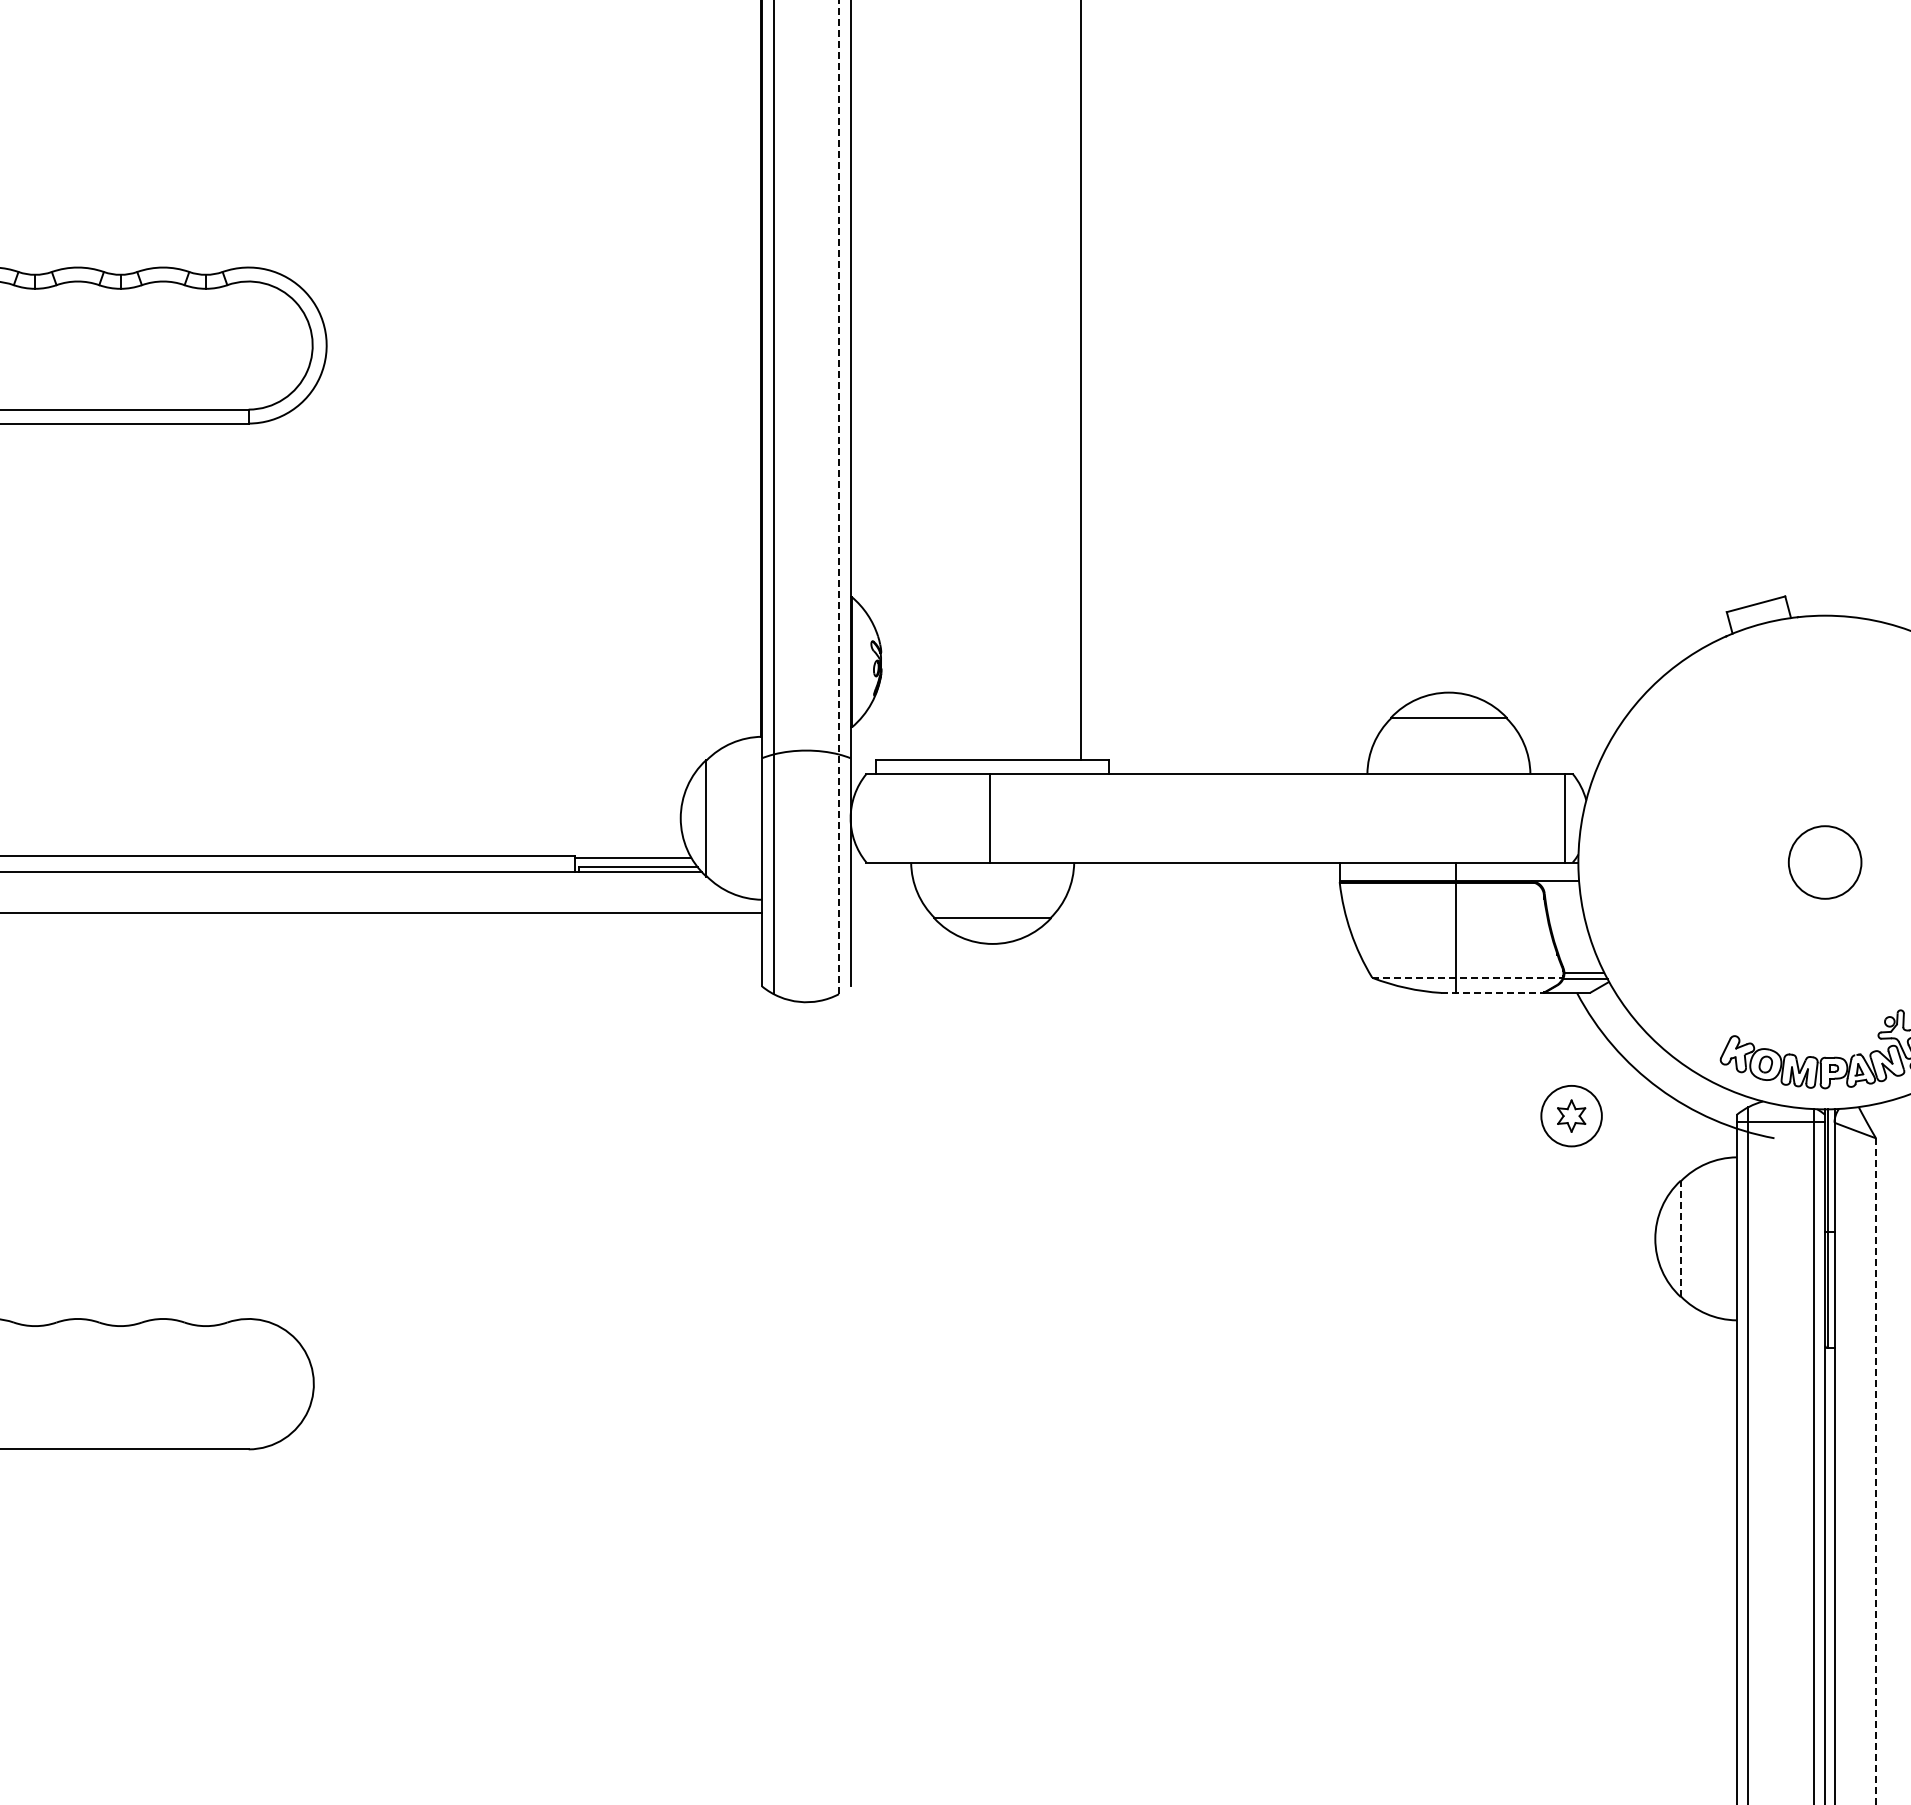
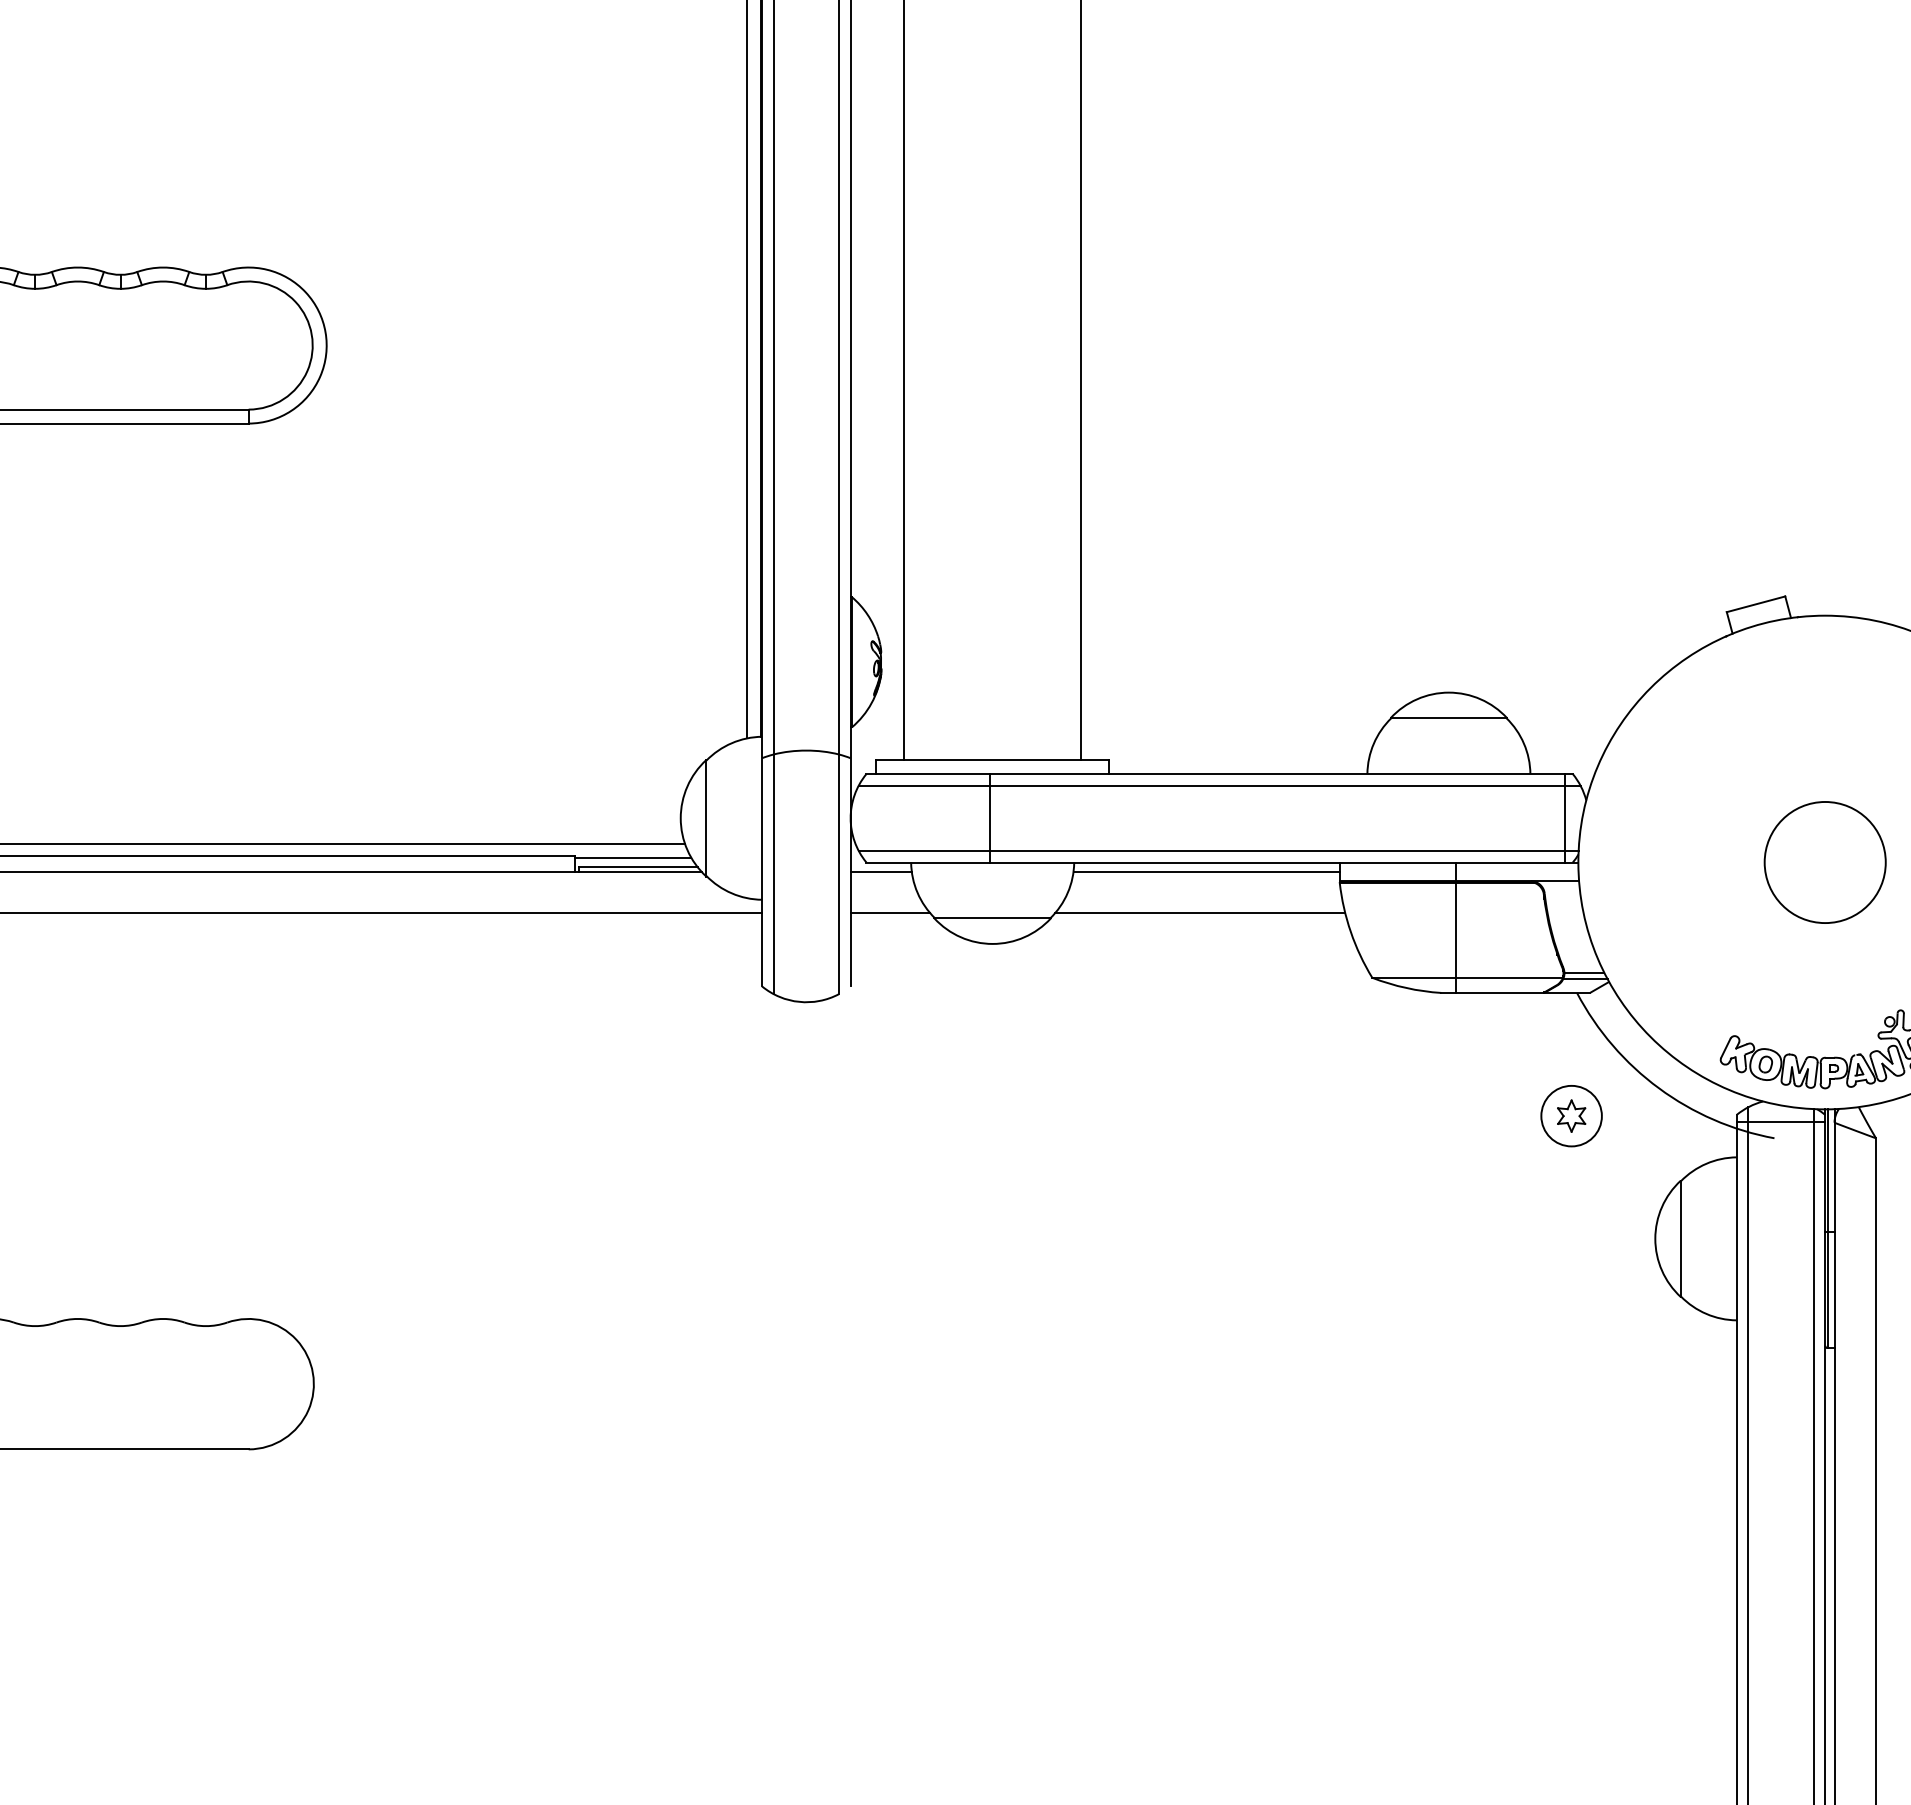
line: none -> present (747, 370)
line: none -> present (904, 381)
line: dashed -> solid (838, 497)
line: none -> present (1219, 785)
line: none -> present (343, 843)
line: none -> present (1218, 850)
circle size: 76x75 px -> 124x123 px (1824, 862)
line: none -> present (880, 871)
line: none -> present (1206, 871)
line: none -> present (890, 913)
line: none -> present (1200, 913)
line: dashed -> solid (1468, 977)
line: dashed -> solid (1492, 992)
line: dashed -> solid (1680, 1238)
line: dashed -> solid (1875, 1471)
